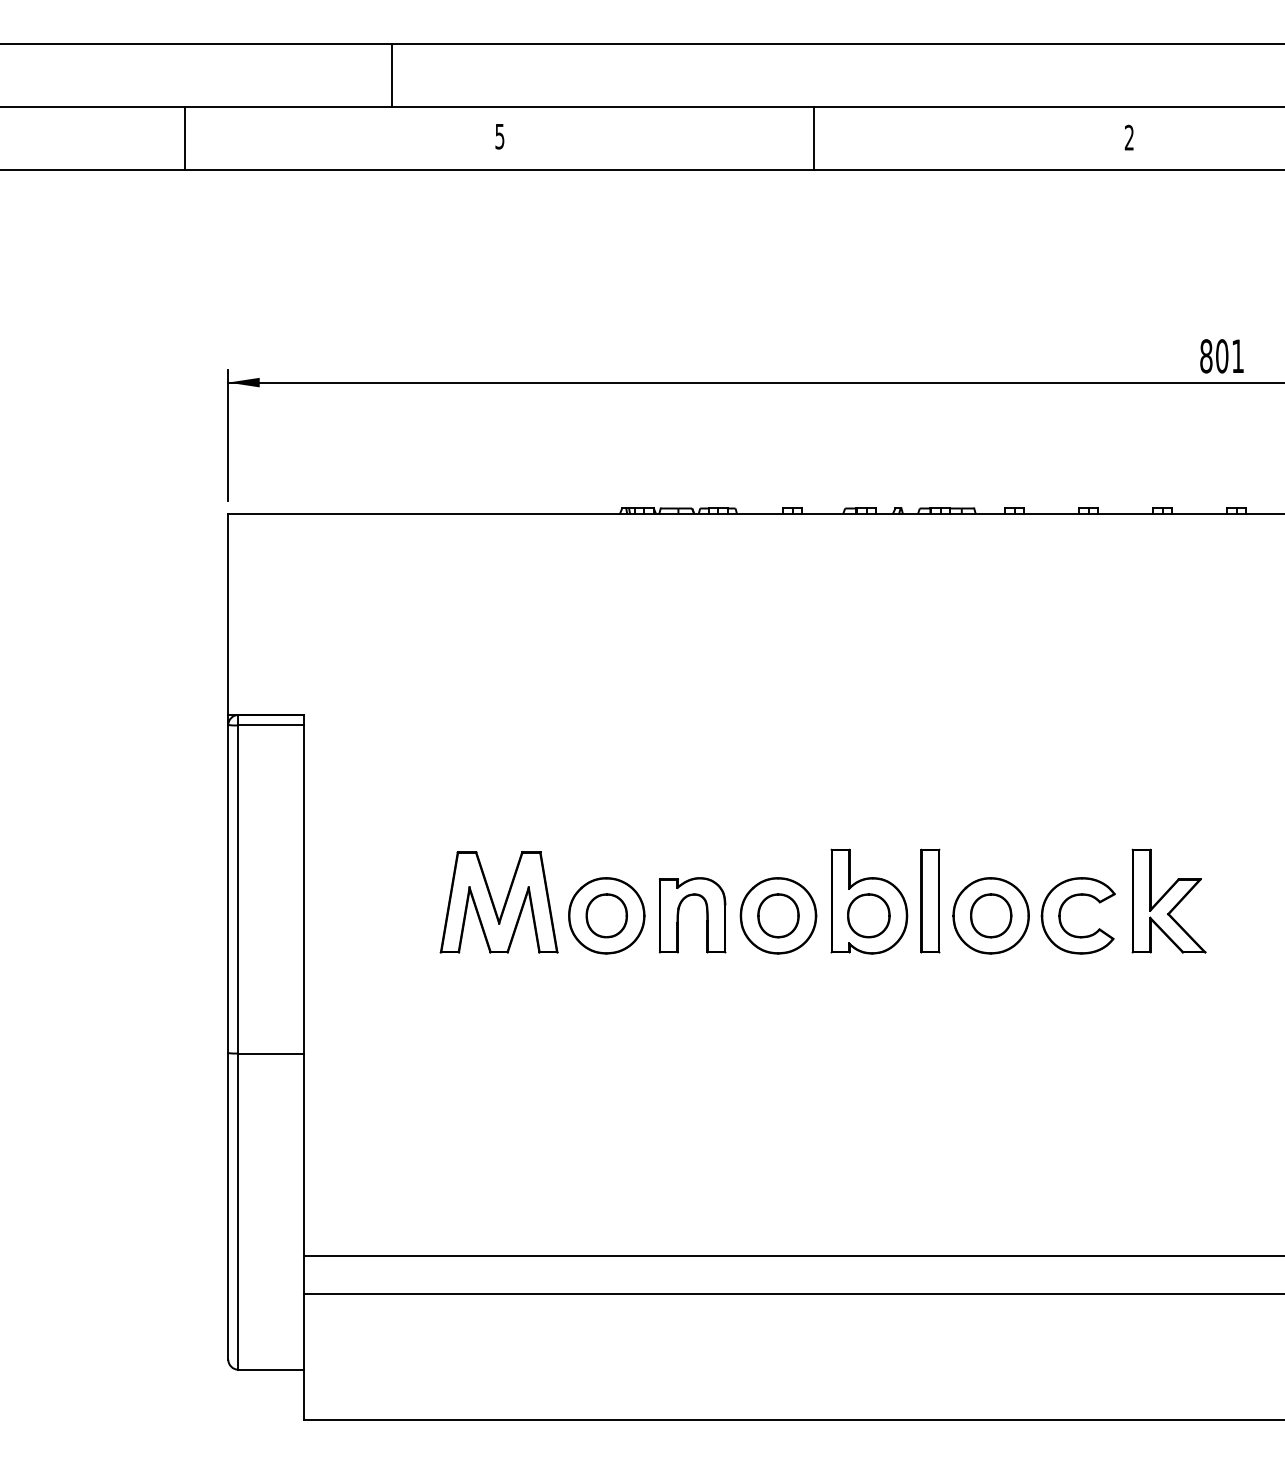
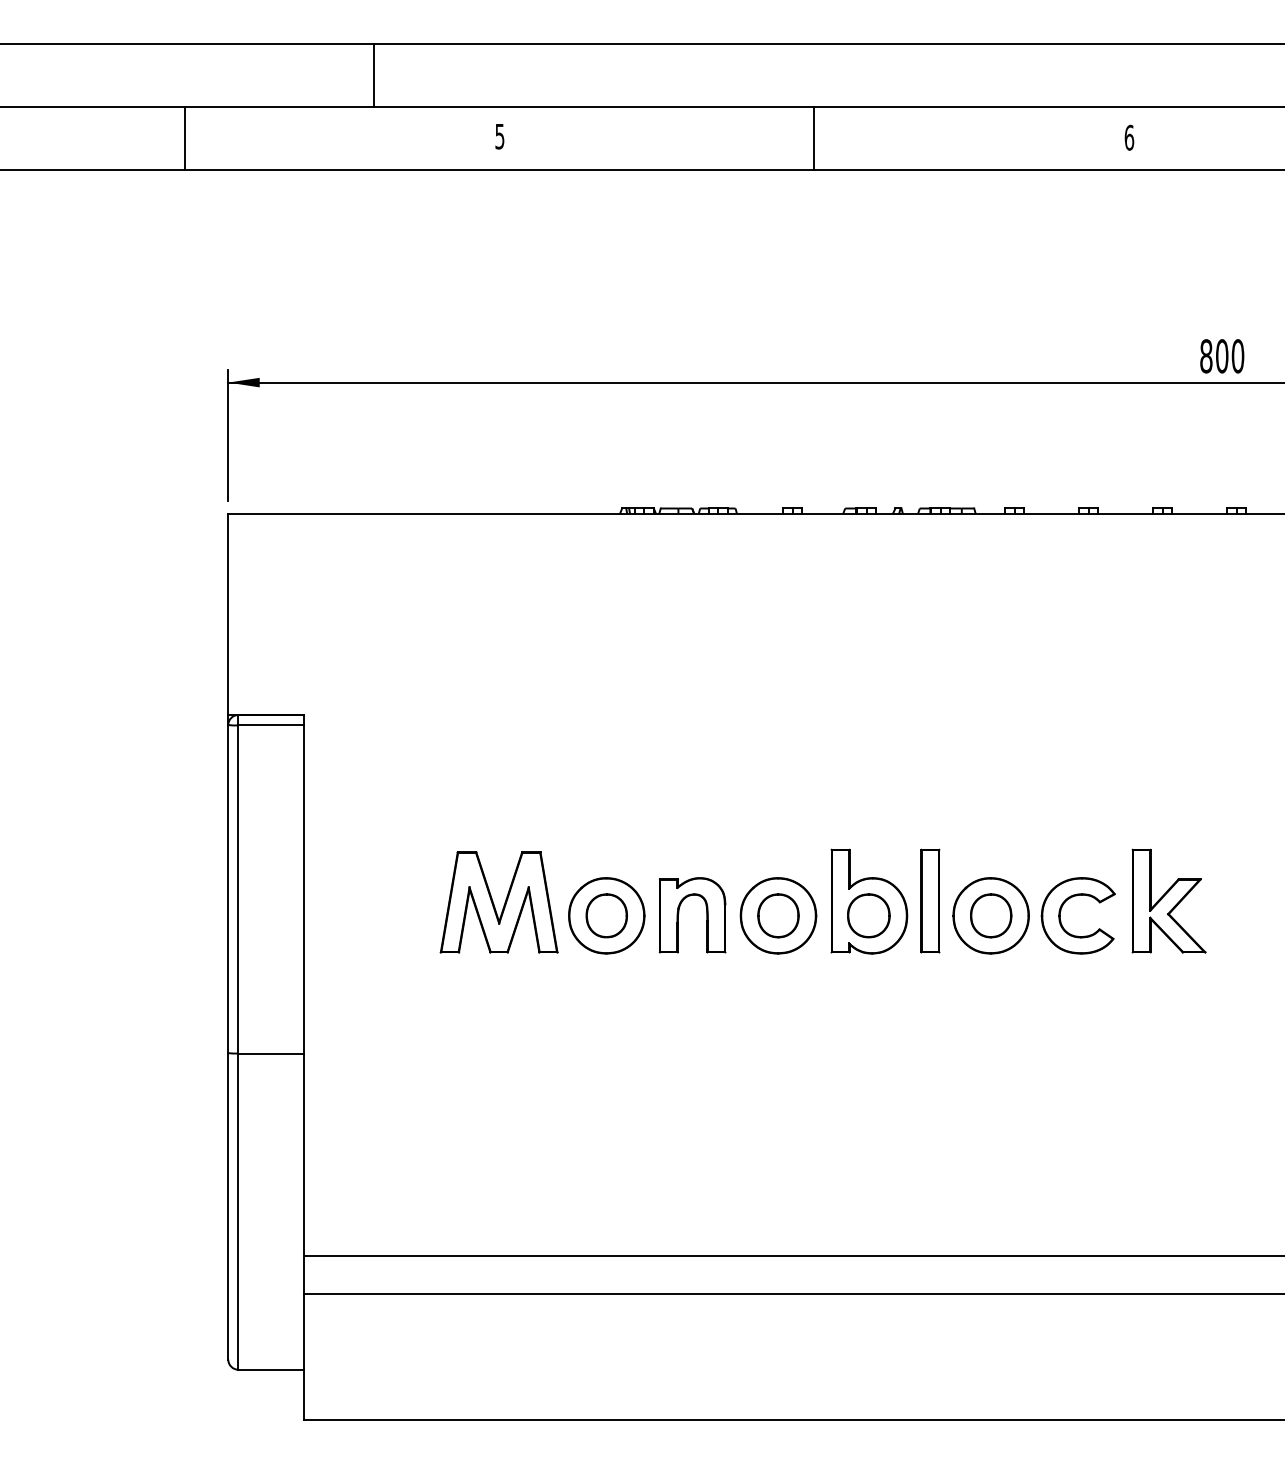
line position: (391, 74) -> (373, 74) (373, 74)
text: 2 -> 6 (1129, 137)
text: 801 -> 800 (1237, 356)
